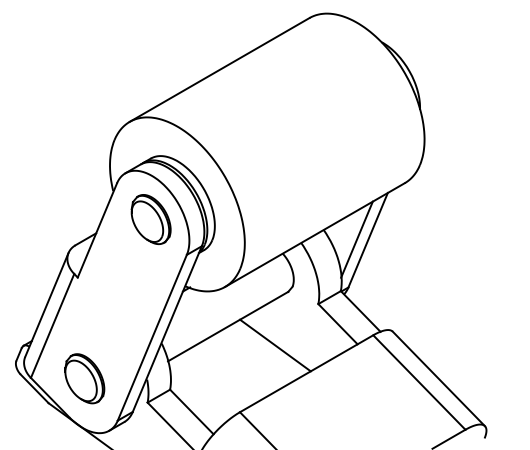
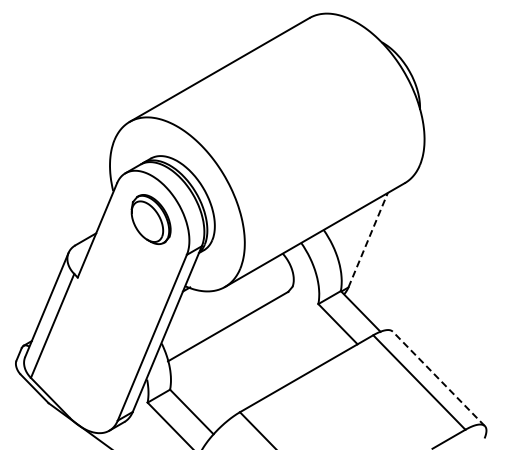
line: present -> none (356, 239)
line: solid -> dashed (368, 239)
line: present -> none (275, 345)
part: present -> none (84, 378)
line: solid -> dashed (438, 378)
